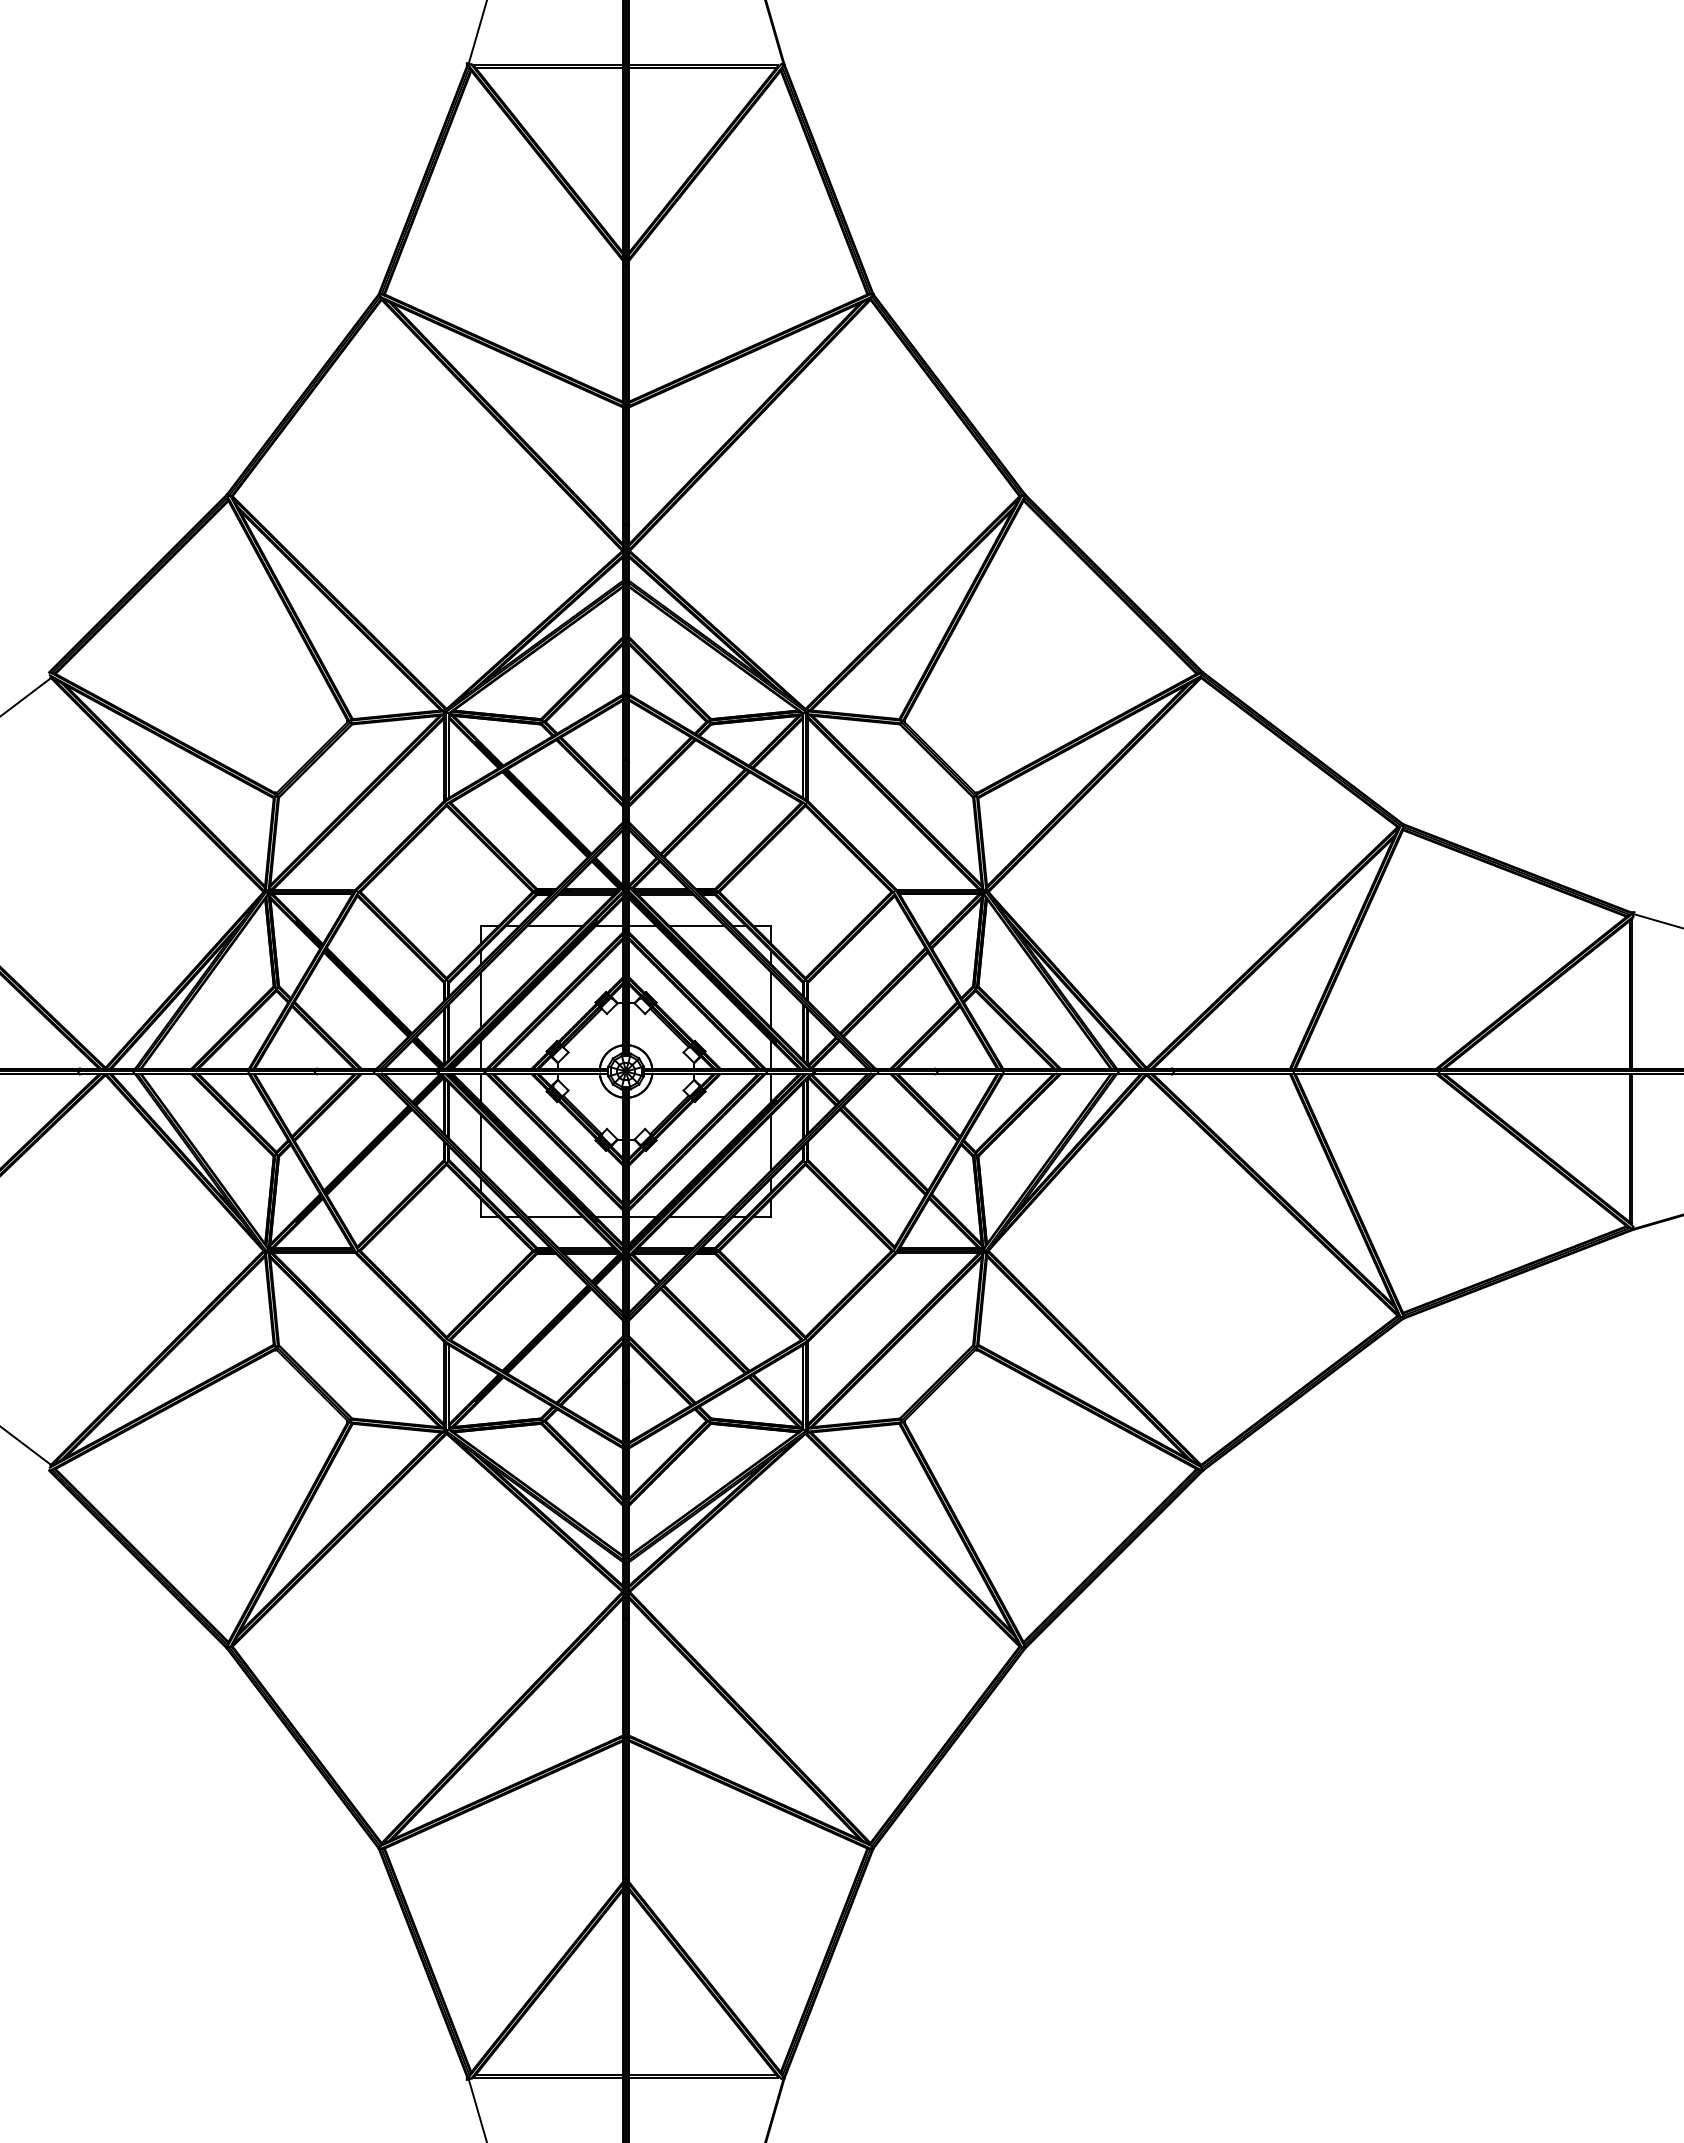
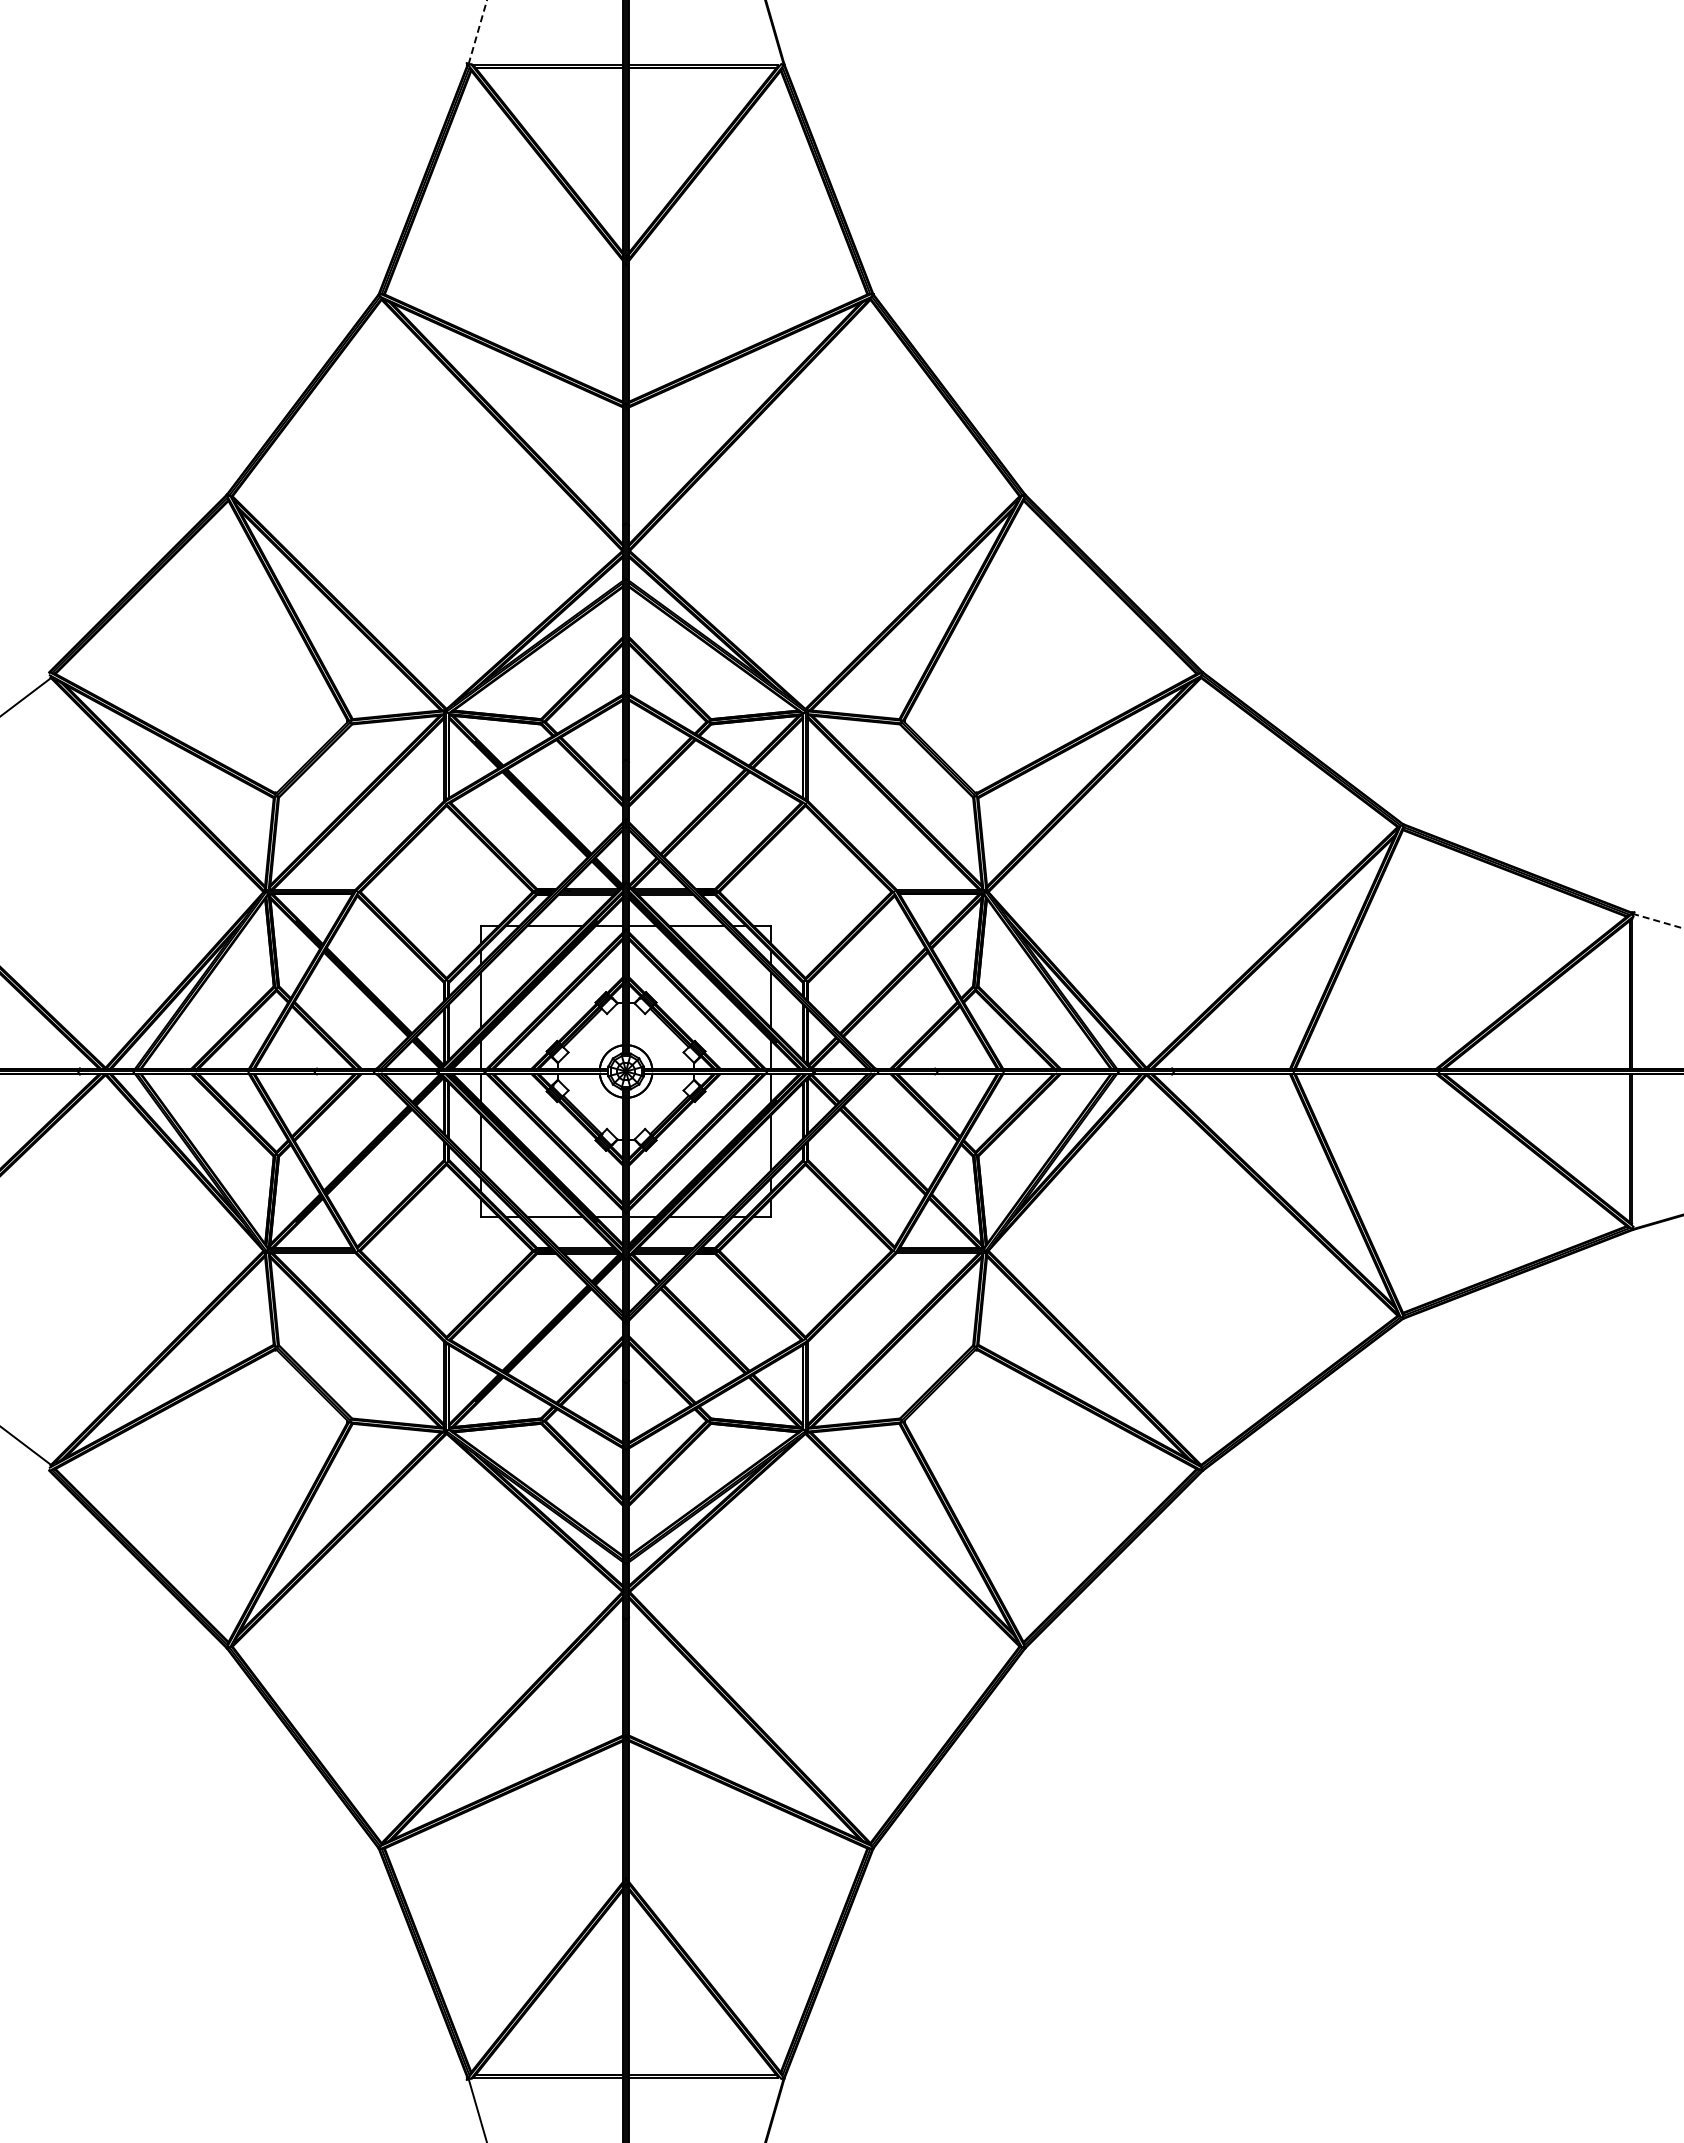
line: solid -> dashed (477, 31)
line: solid -> dashed (1658, 921)
